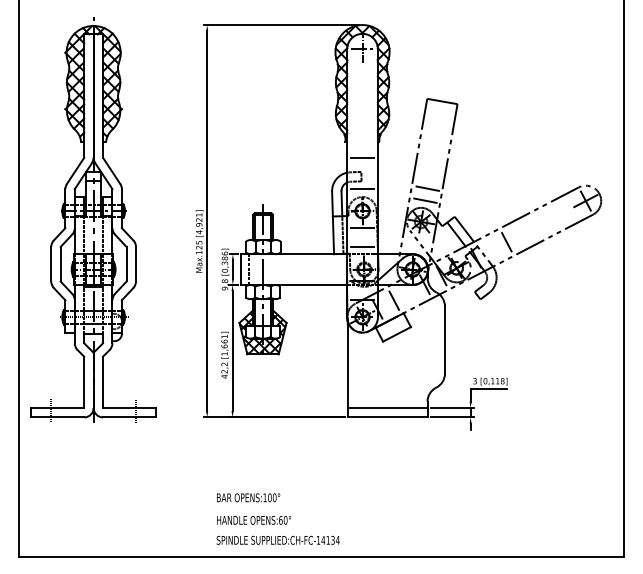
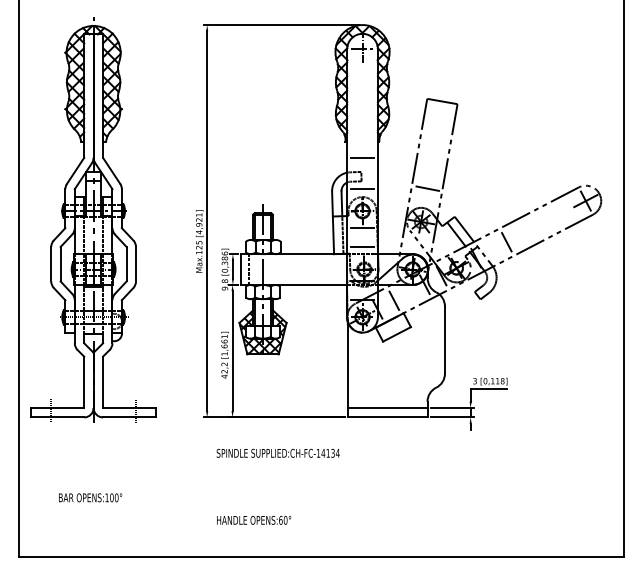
line: present -> none (425, 200)
text position: (248, 497) -> (90, 497) (90, 497)
text position: (277, 539) -> (277, 452) (277, 452)
